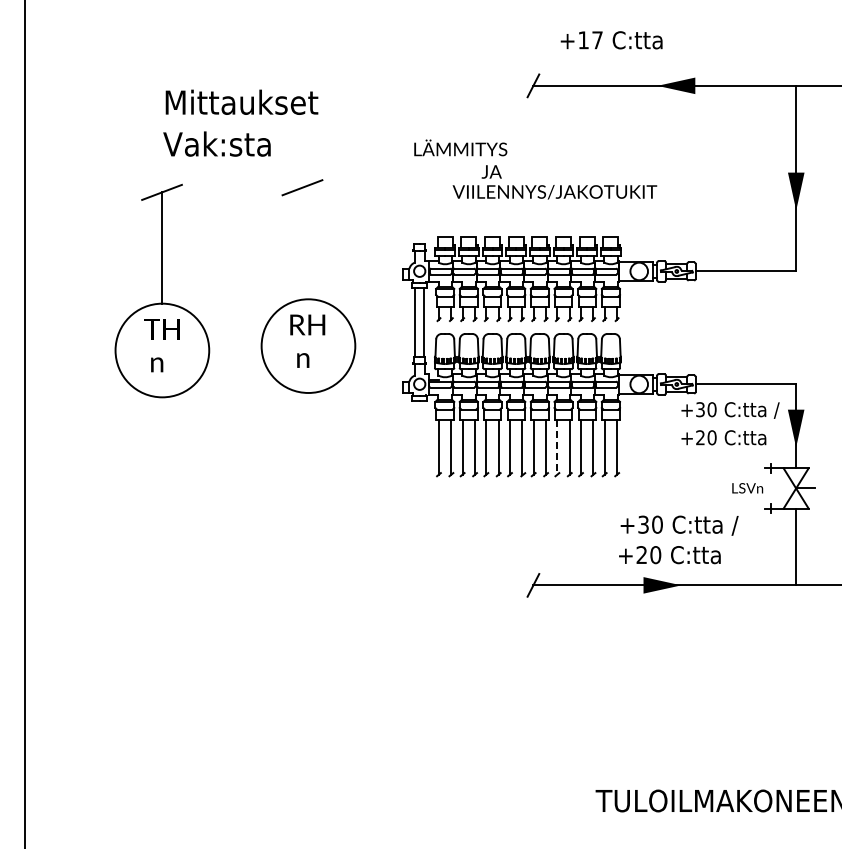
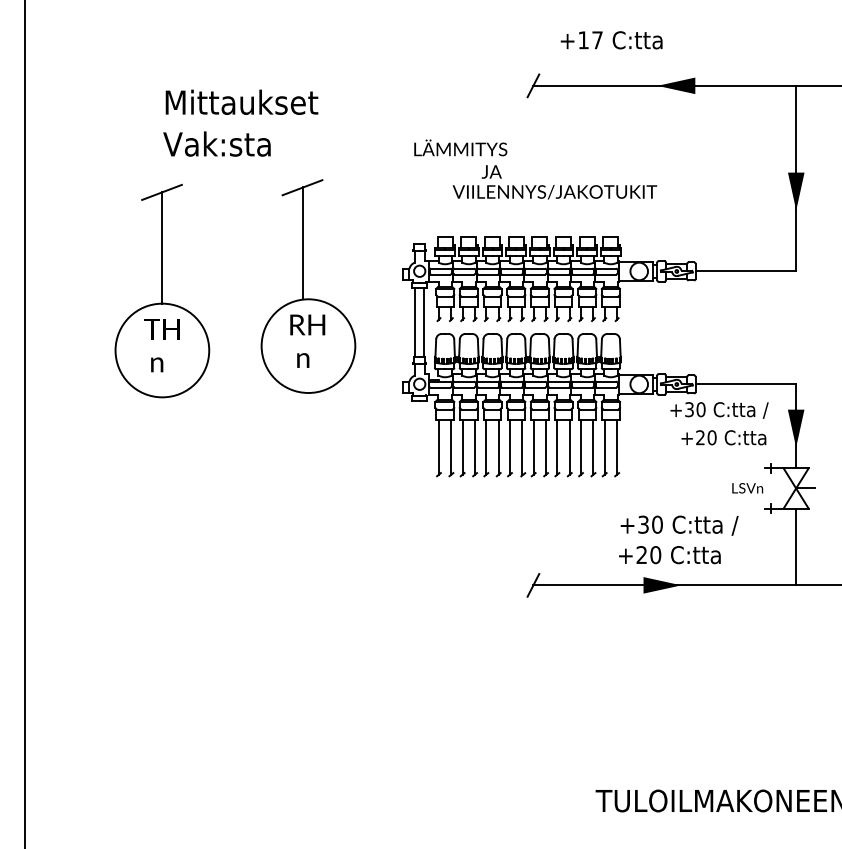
line: none -> present (302, 242)
text position: (730, 410) -> (719, 410) (719, 410)
line: dashed -> solid (557, 448)
